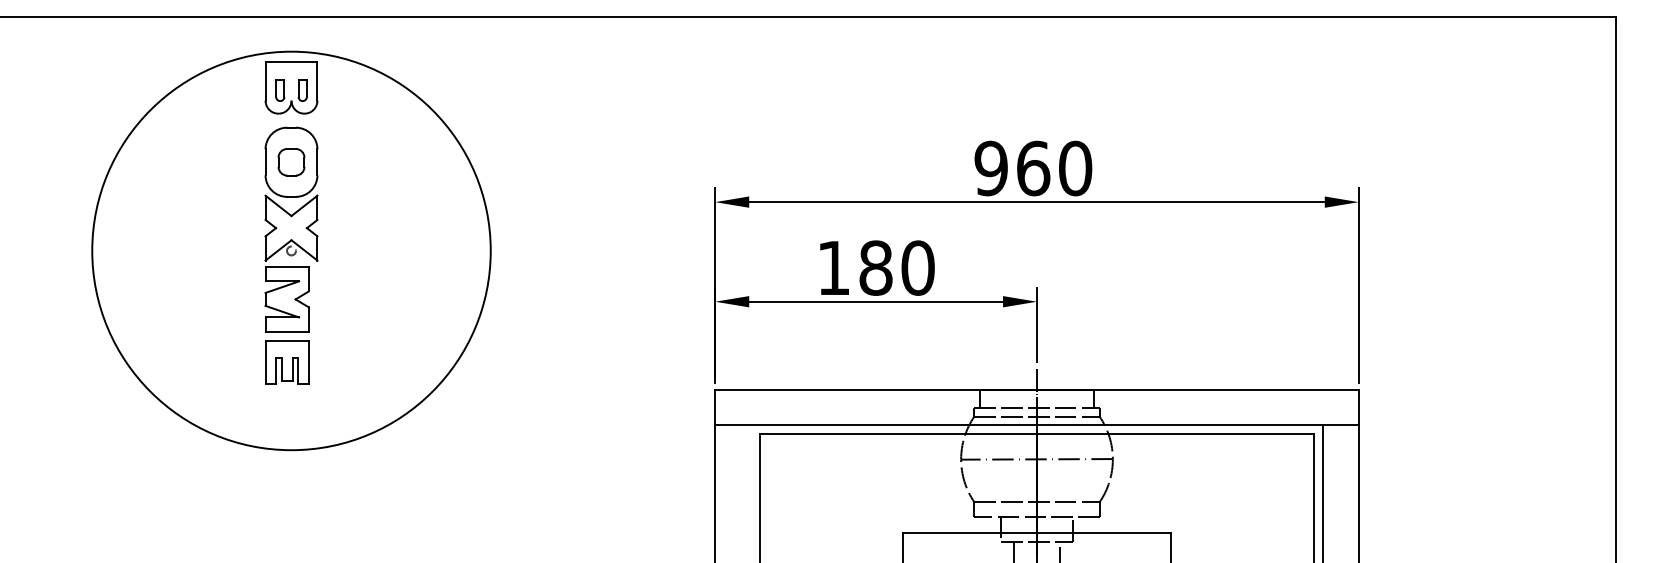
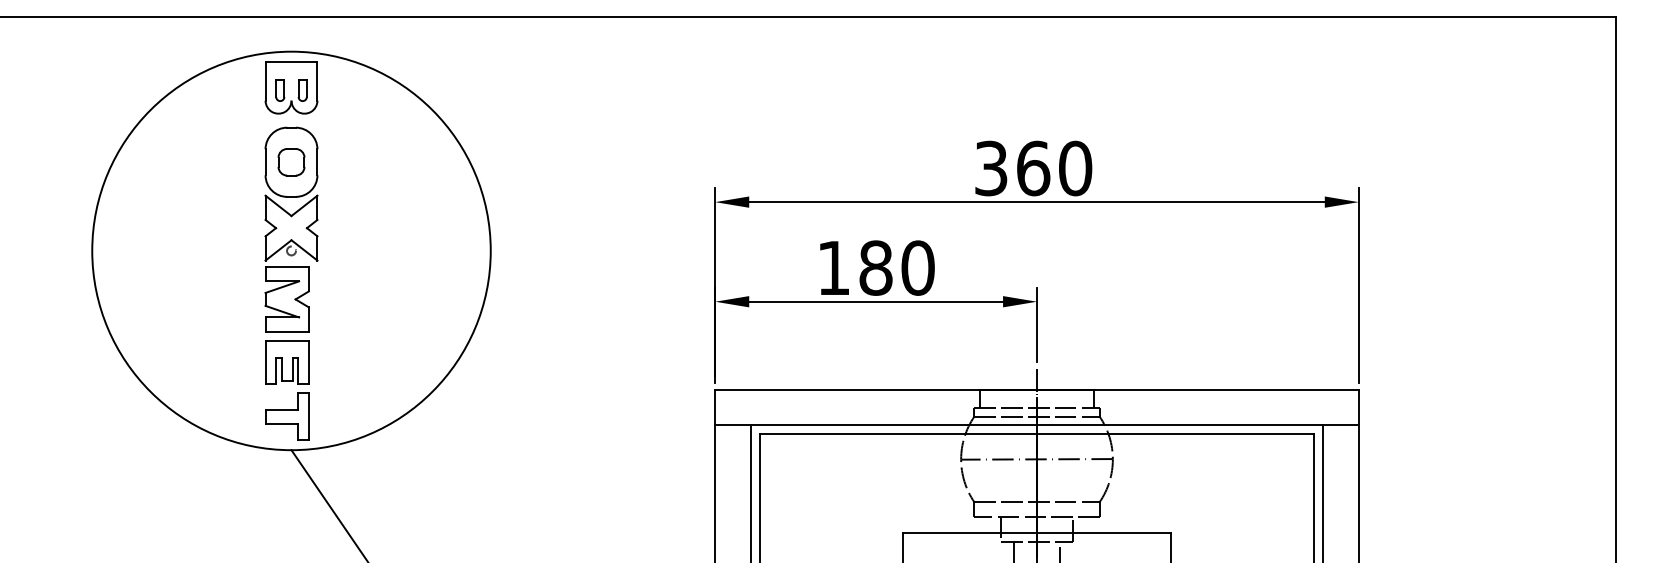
text: 960 -> 360 (990, 168)
part: none -> present (287, 416)
line: none -> present (750, 492)
line: none -> present (328, 504)
